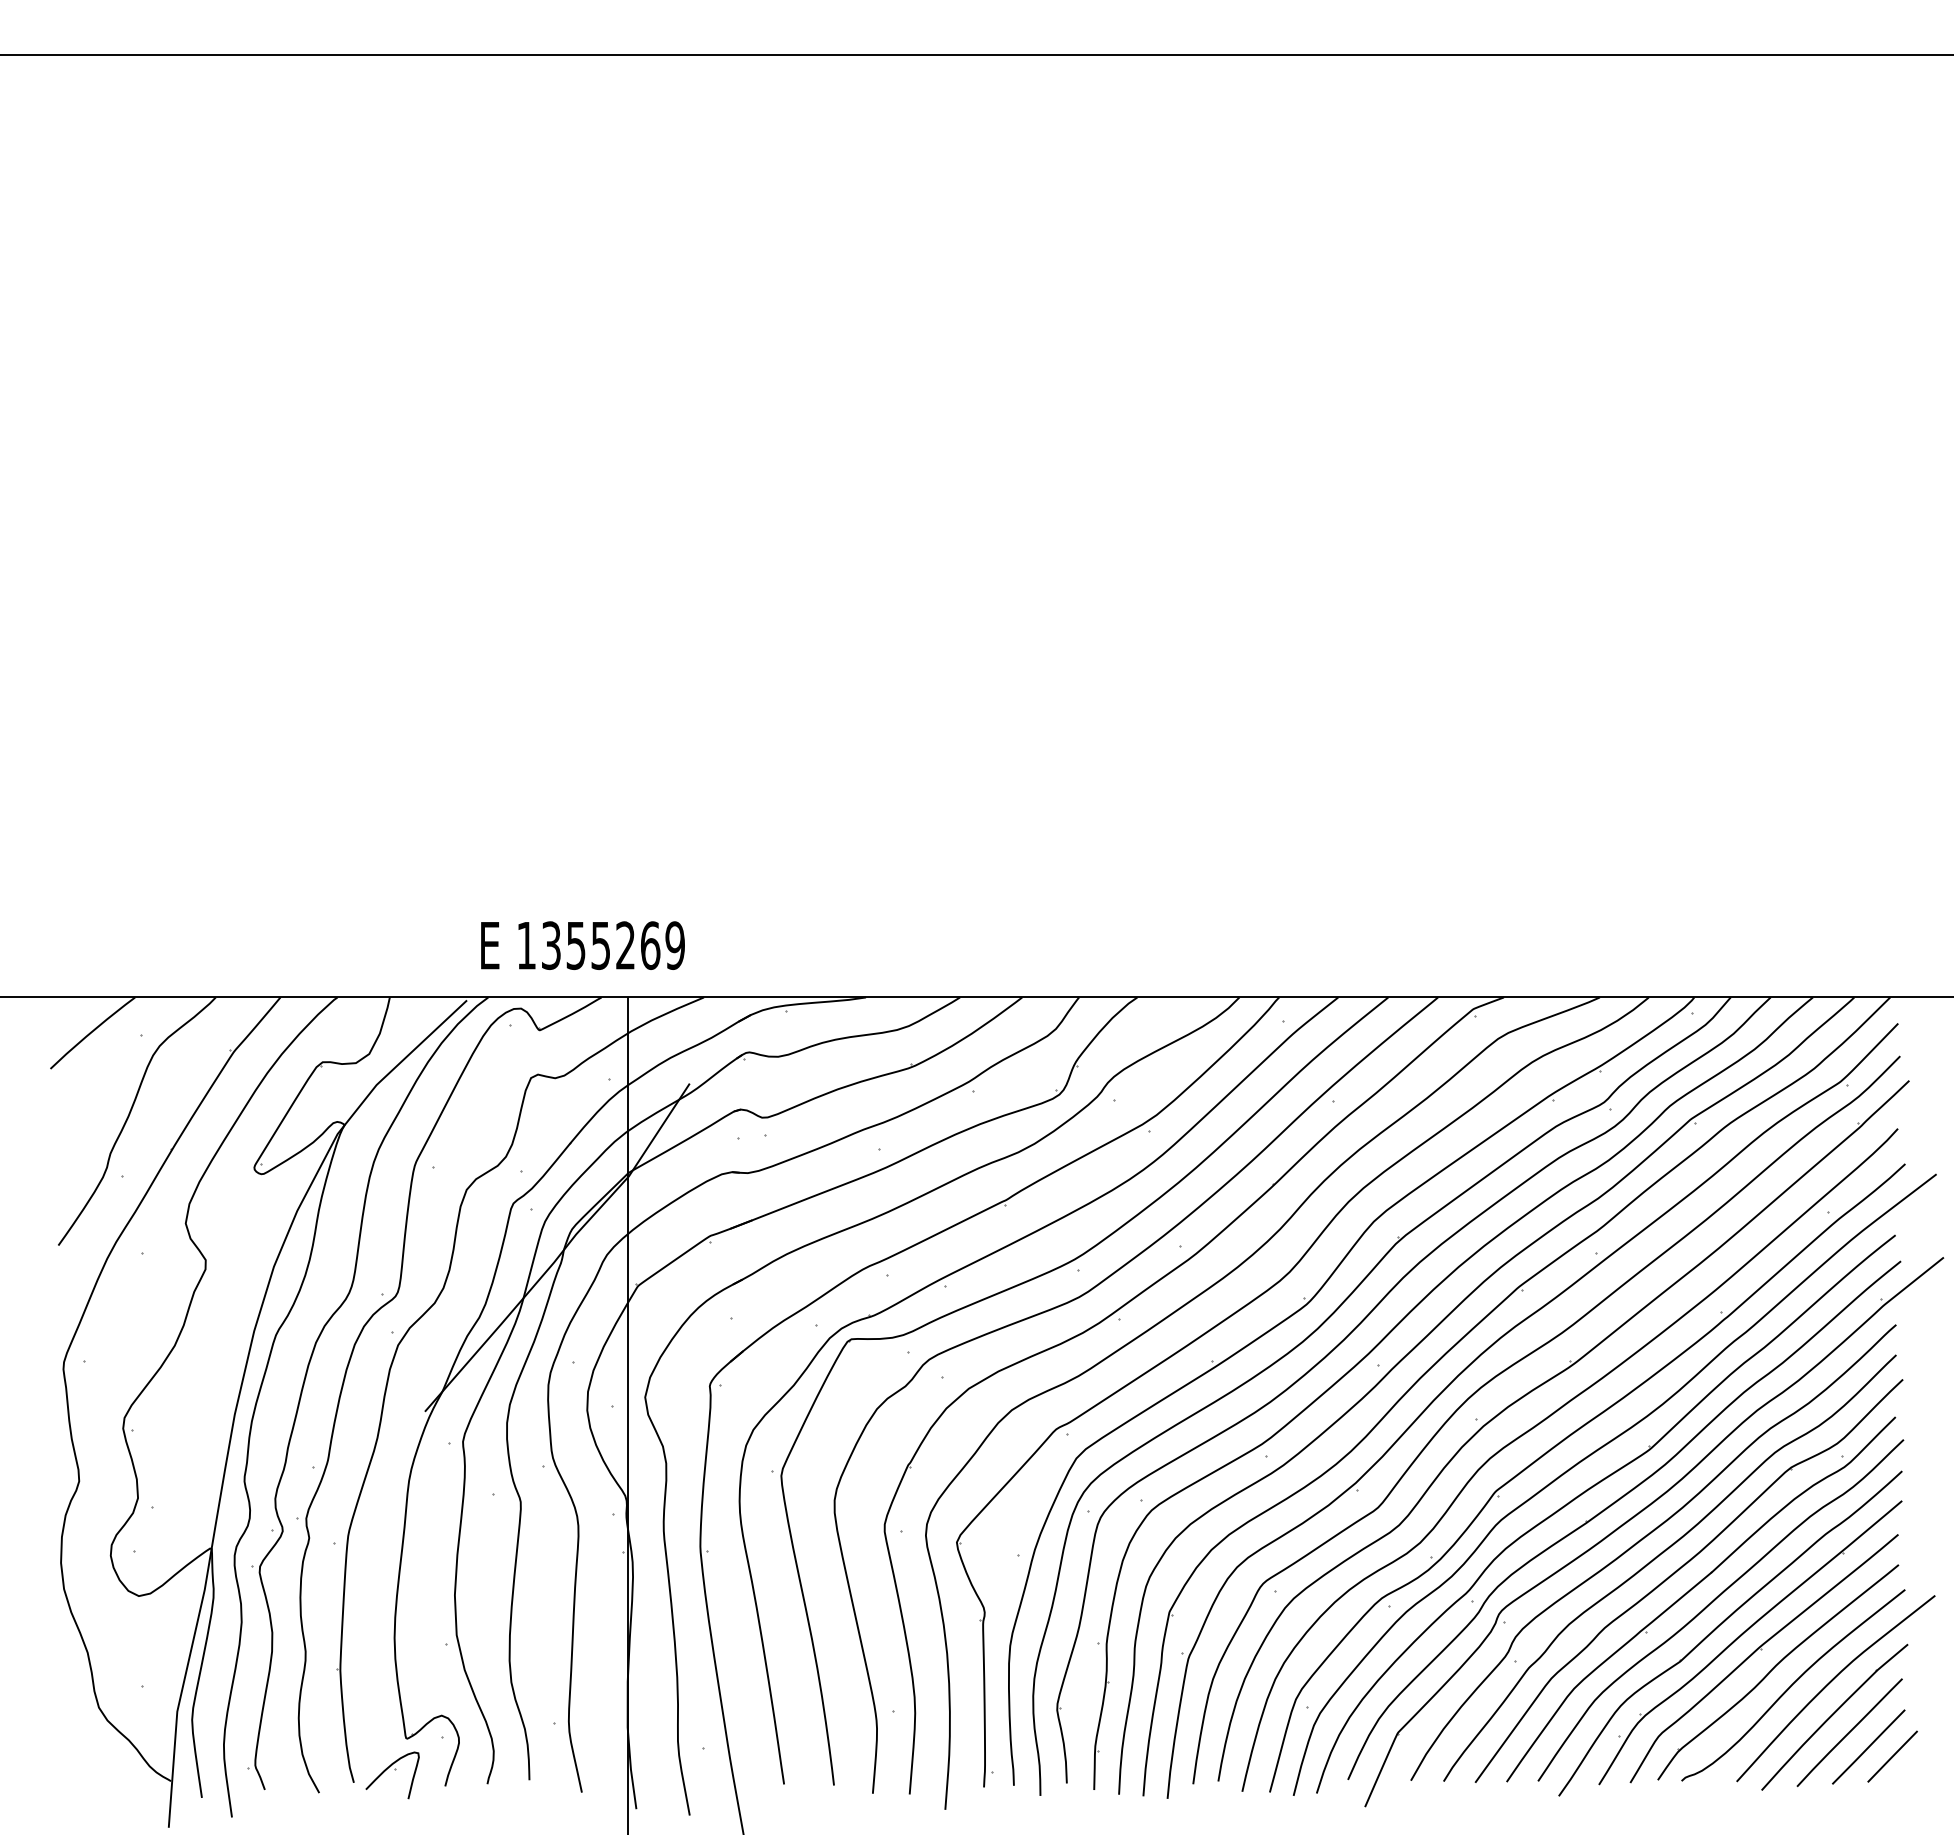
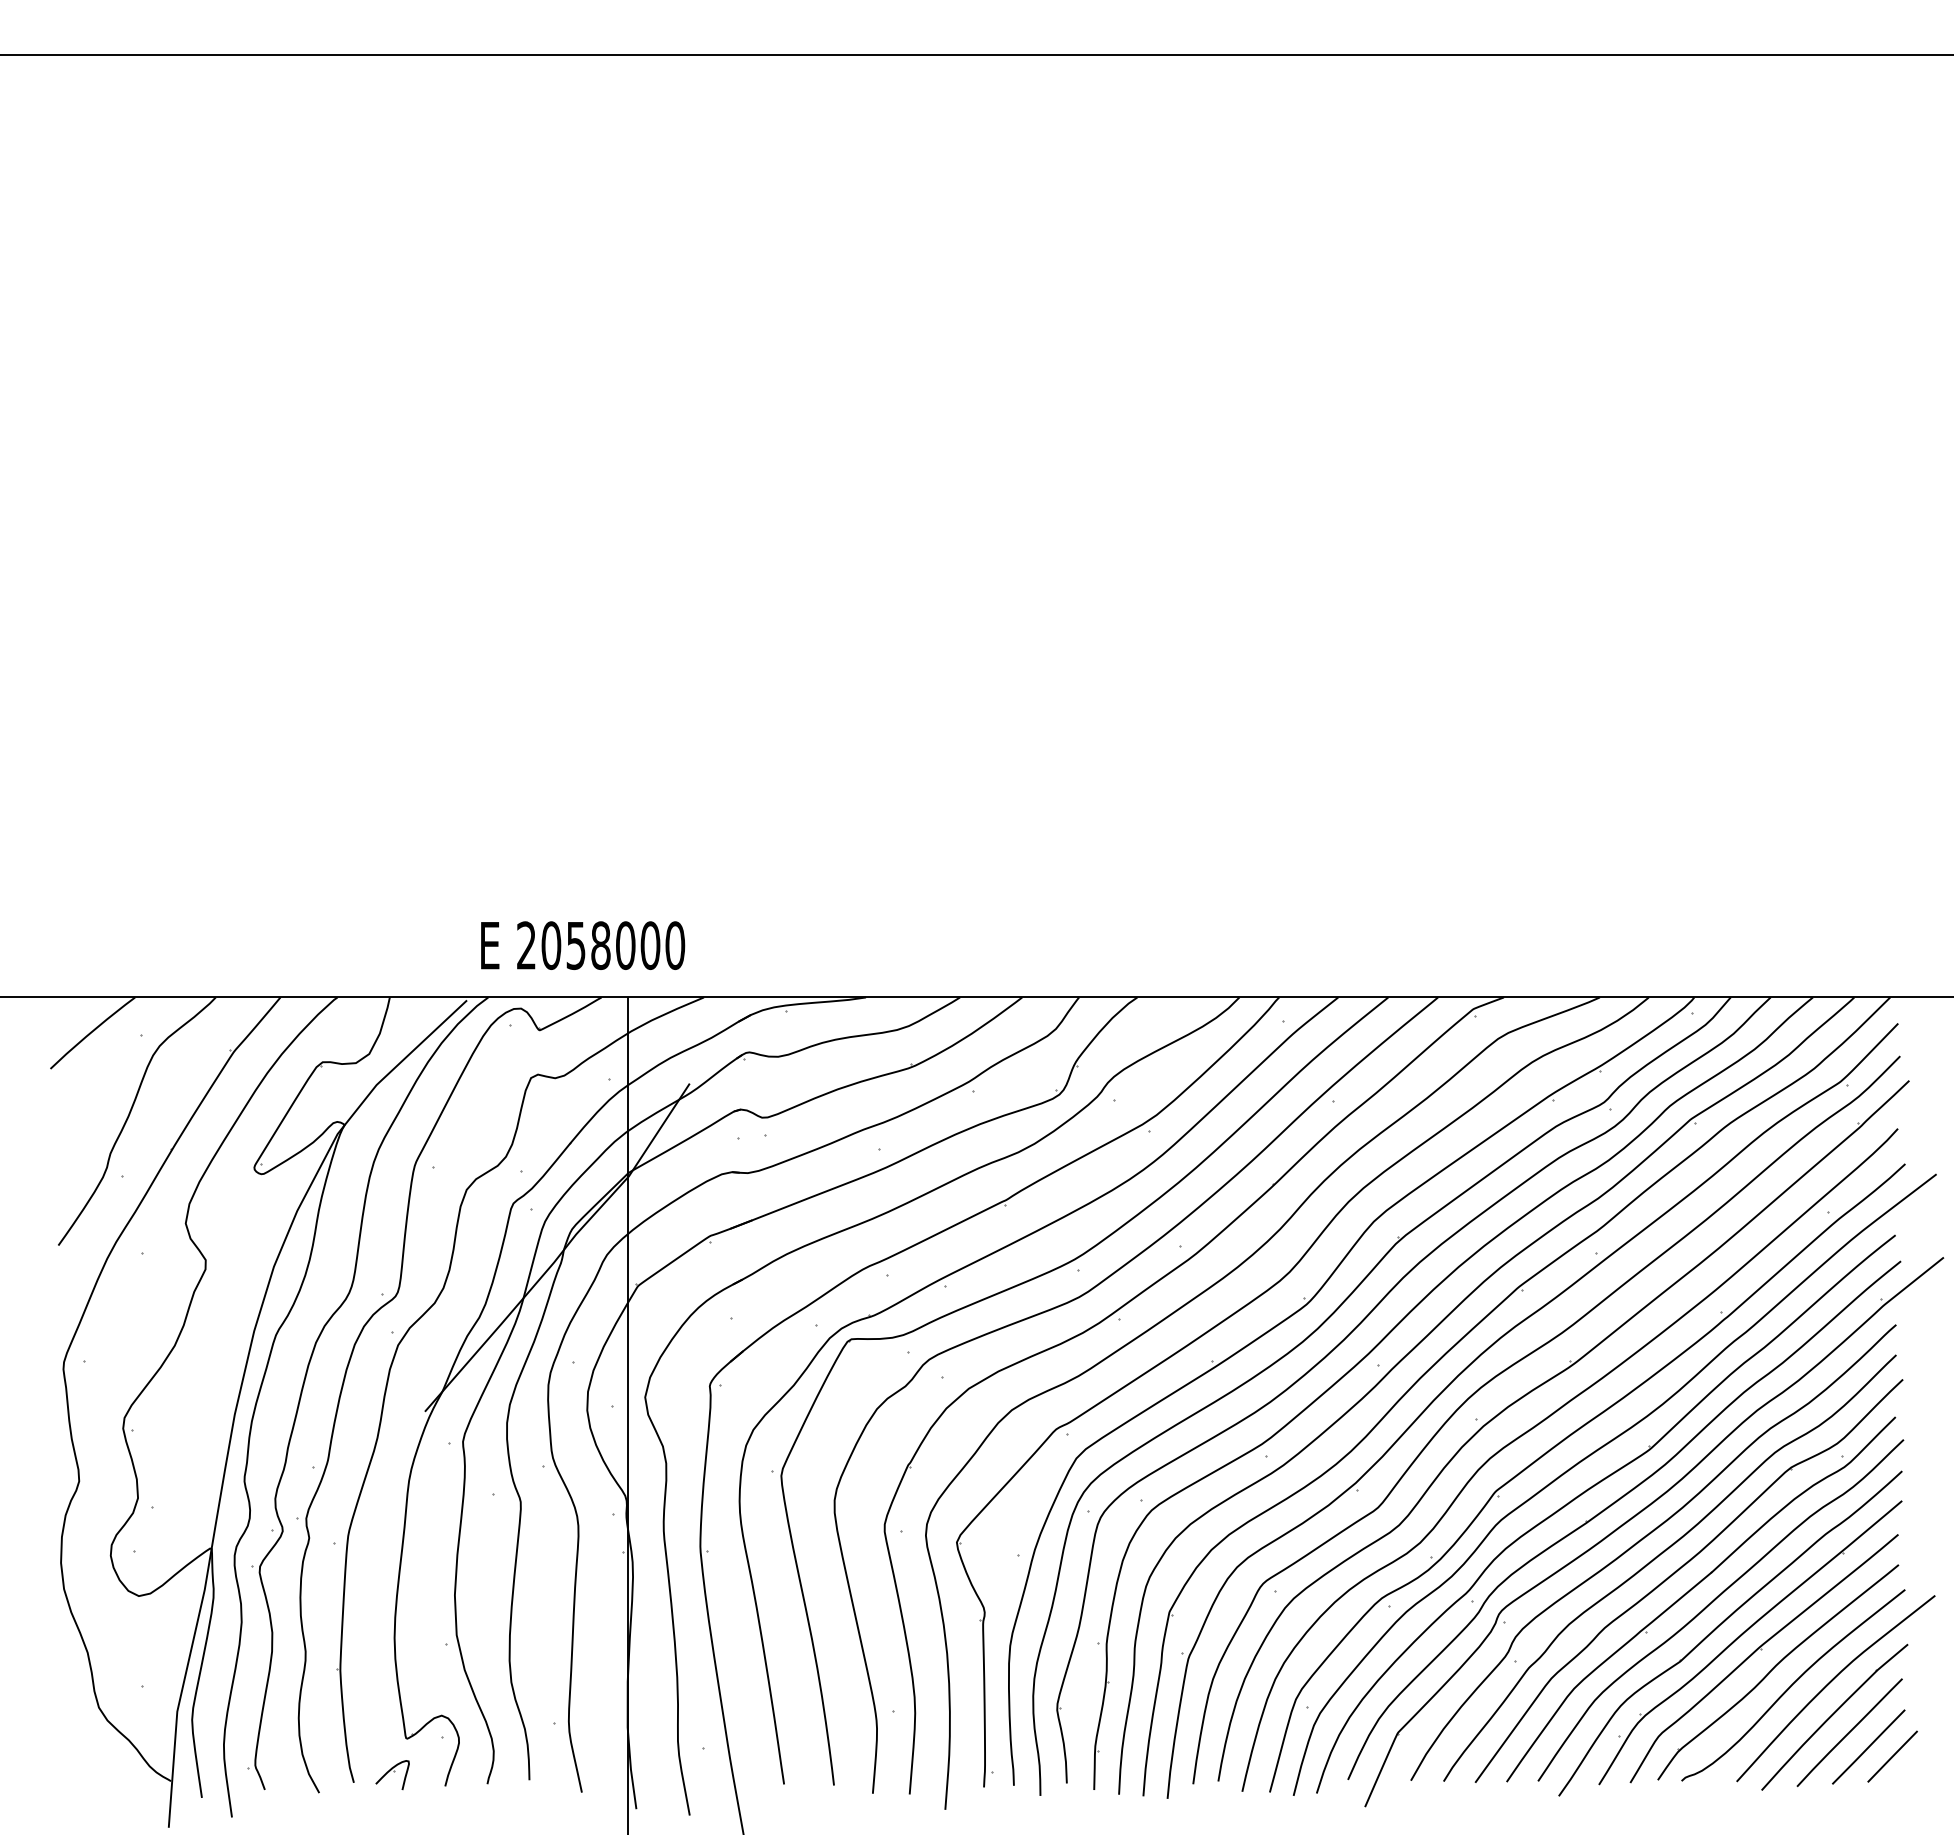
text: 1355269 -> 2058000 (601, 945)
part size: 55x49 px -> 35x30 px (392, 1774)
